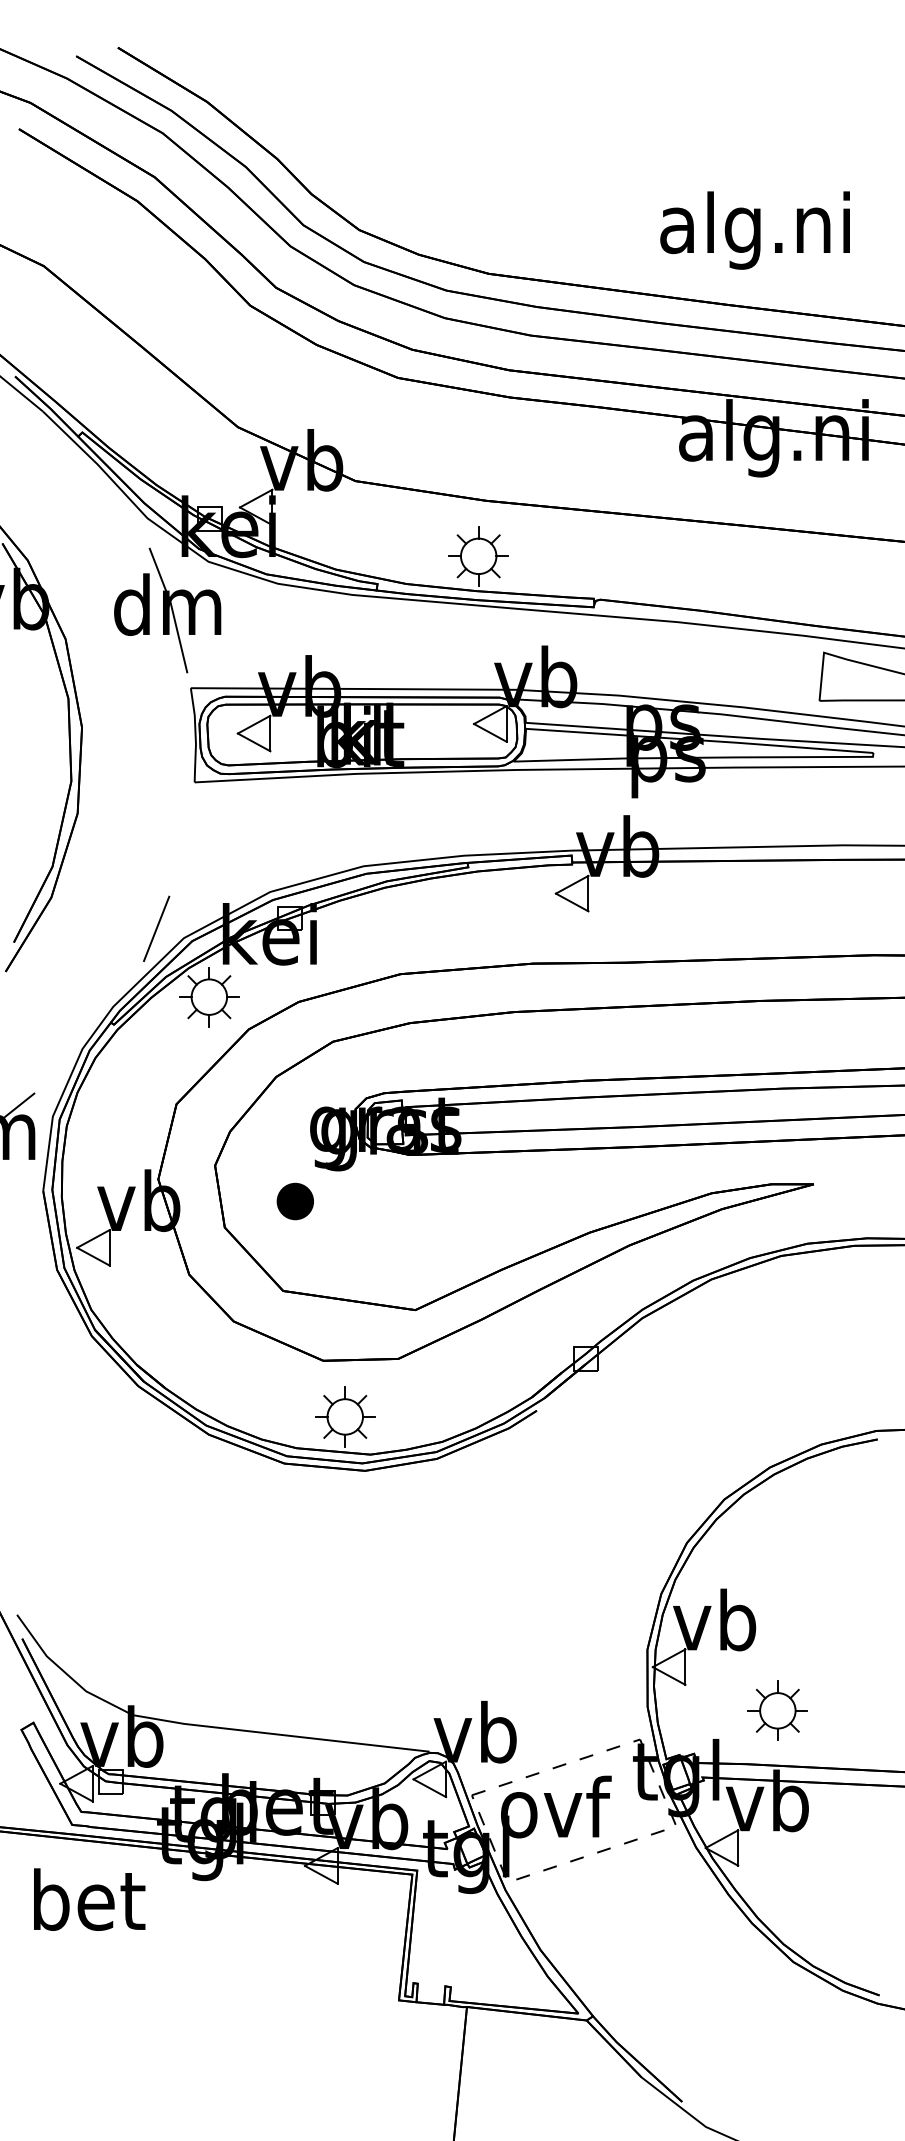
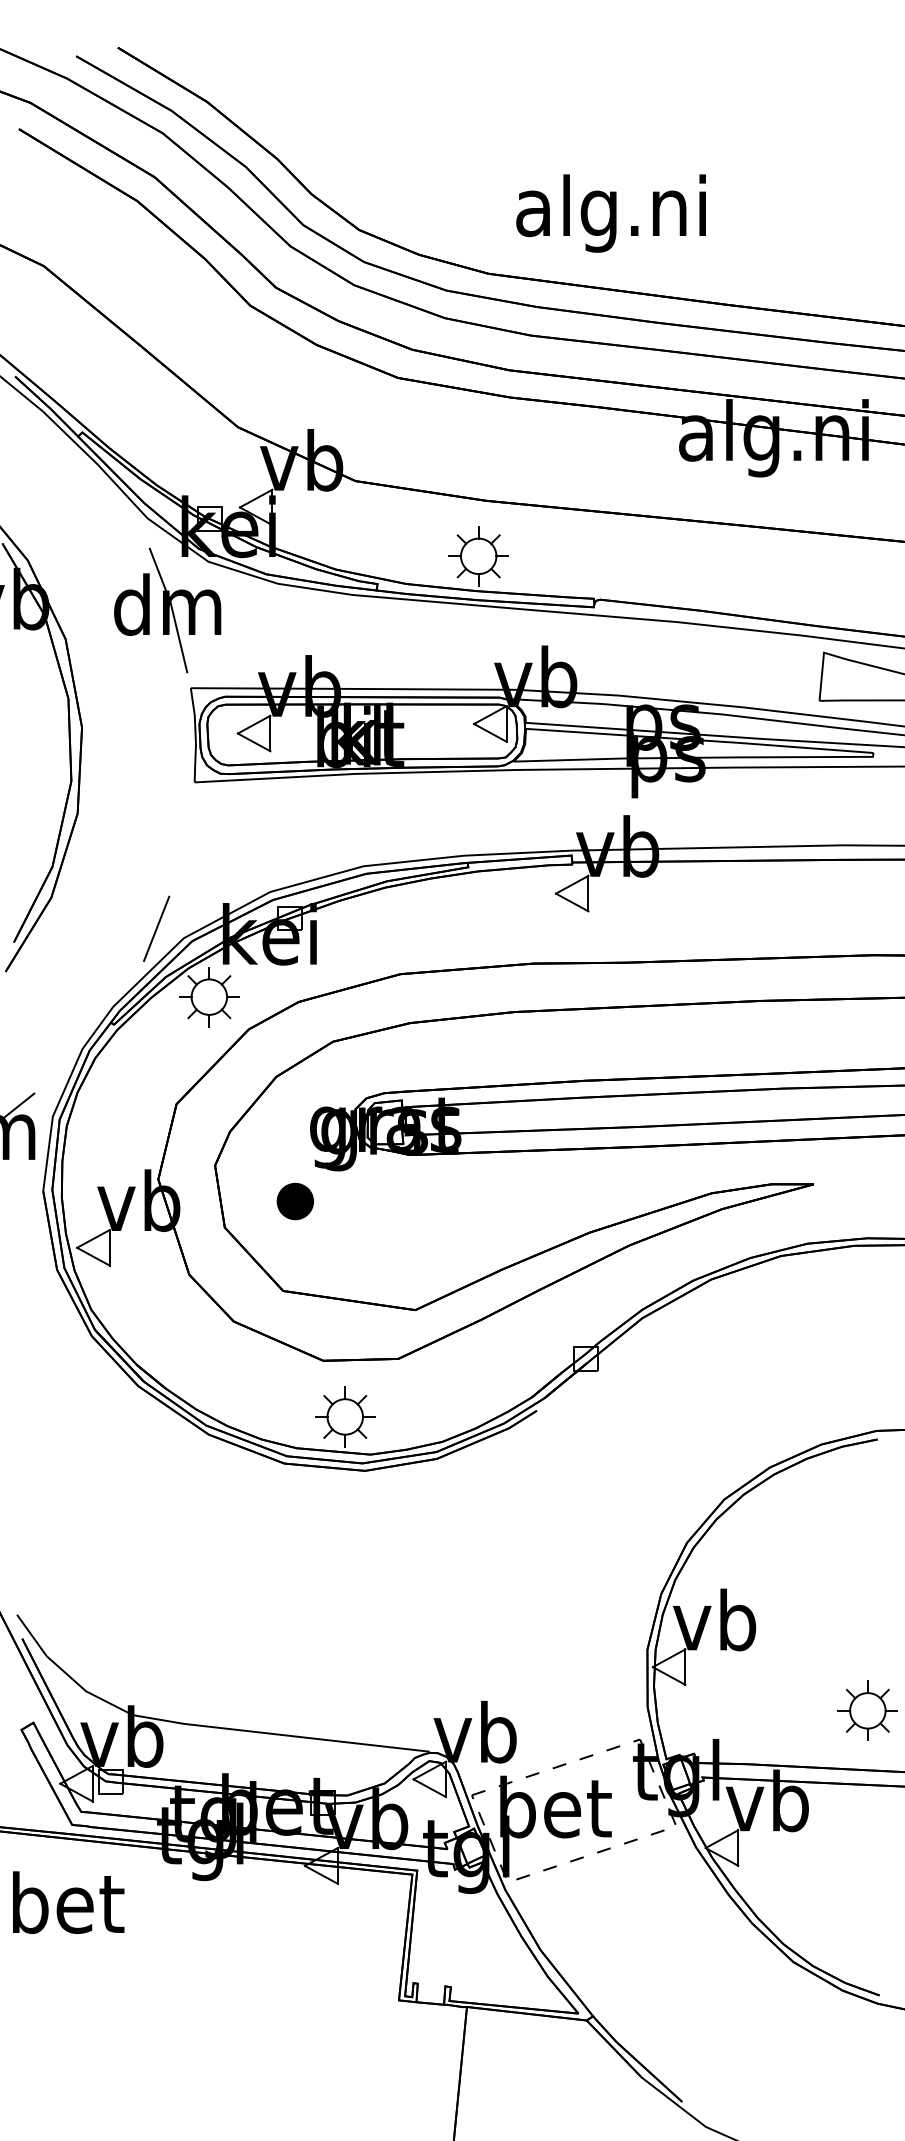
text position: (754, 230) -> (610, 213) (610, 213)
part position: (777, 1710) -> (867, 1710) (867, 1710)
text: ovf -> bet (555, 1806)
text position: (89, 1899) -> (68, 1902) (68, 1902)
